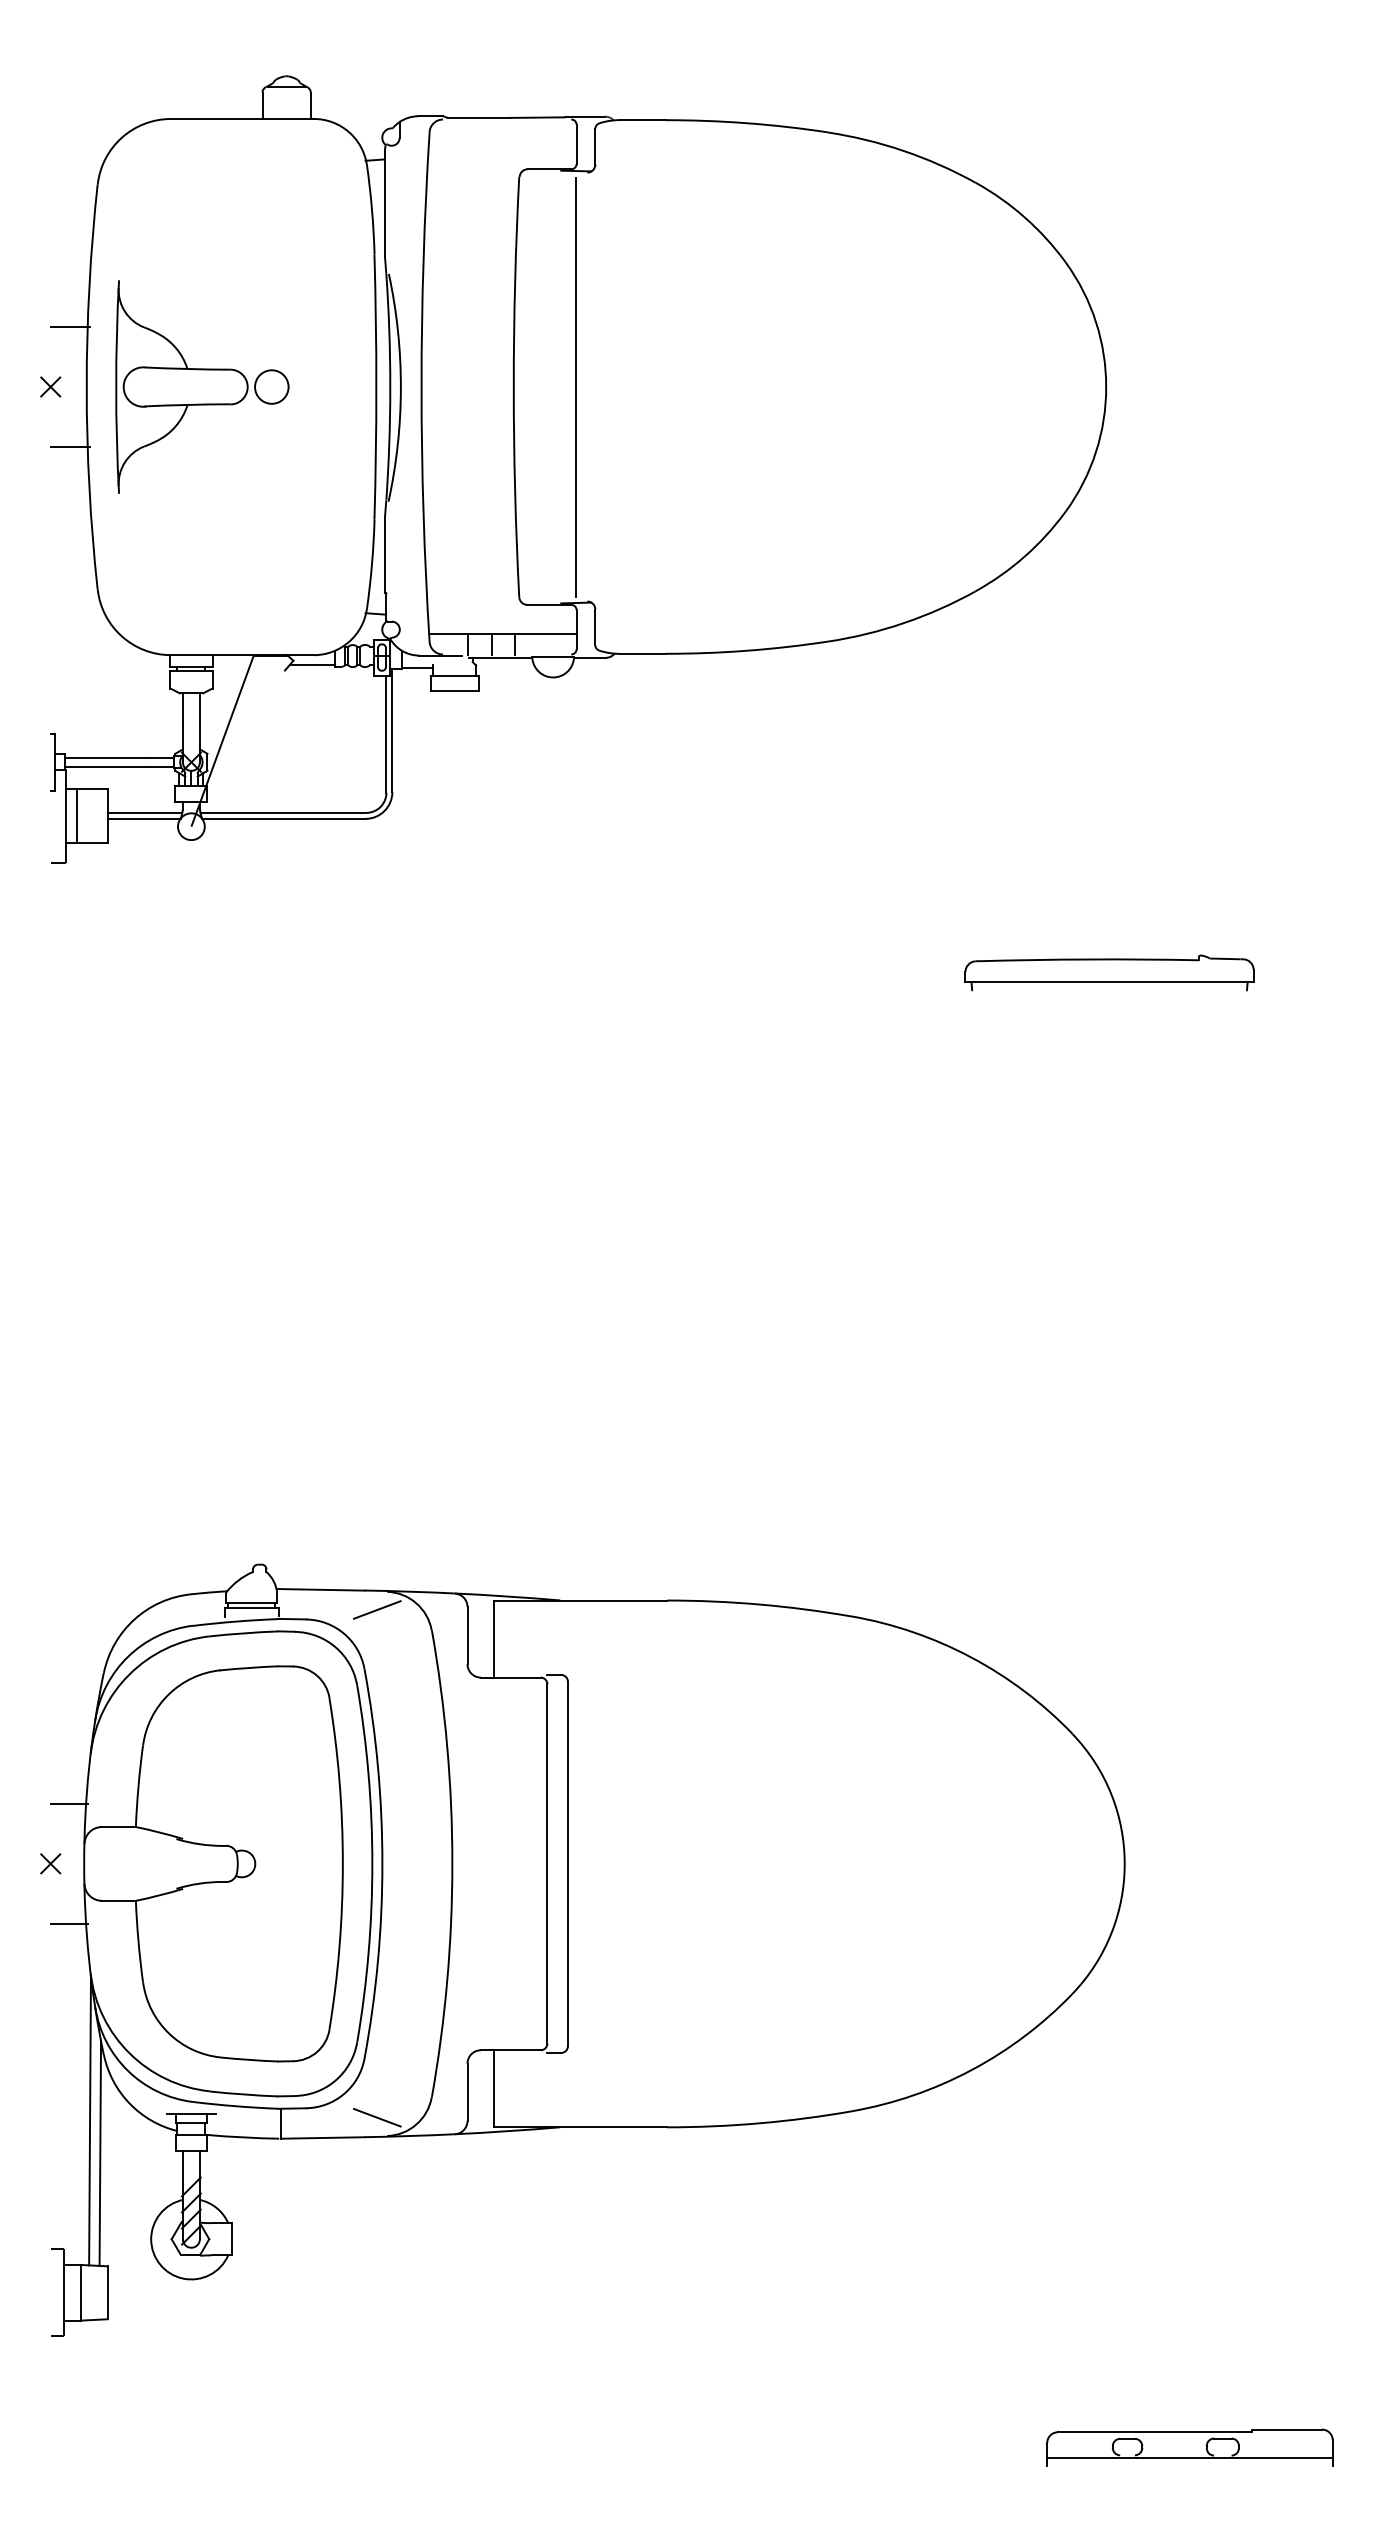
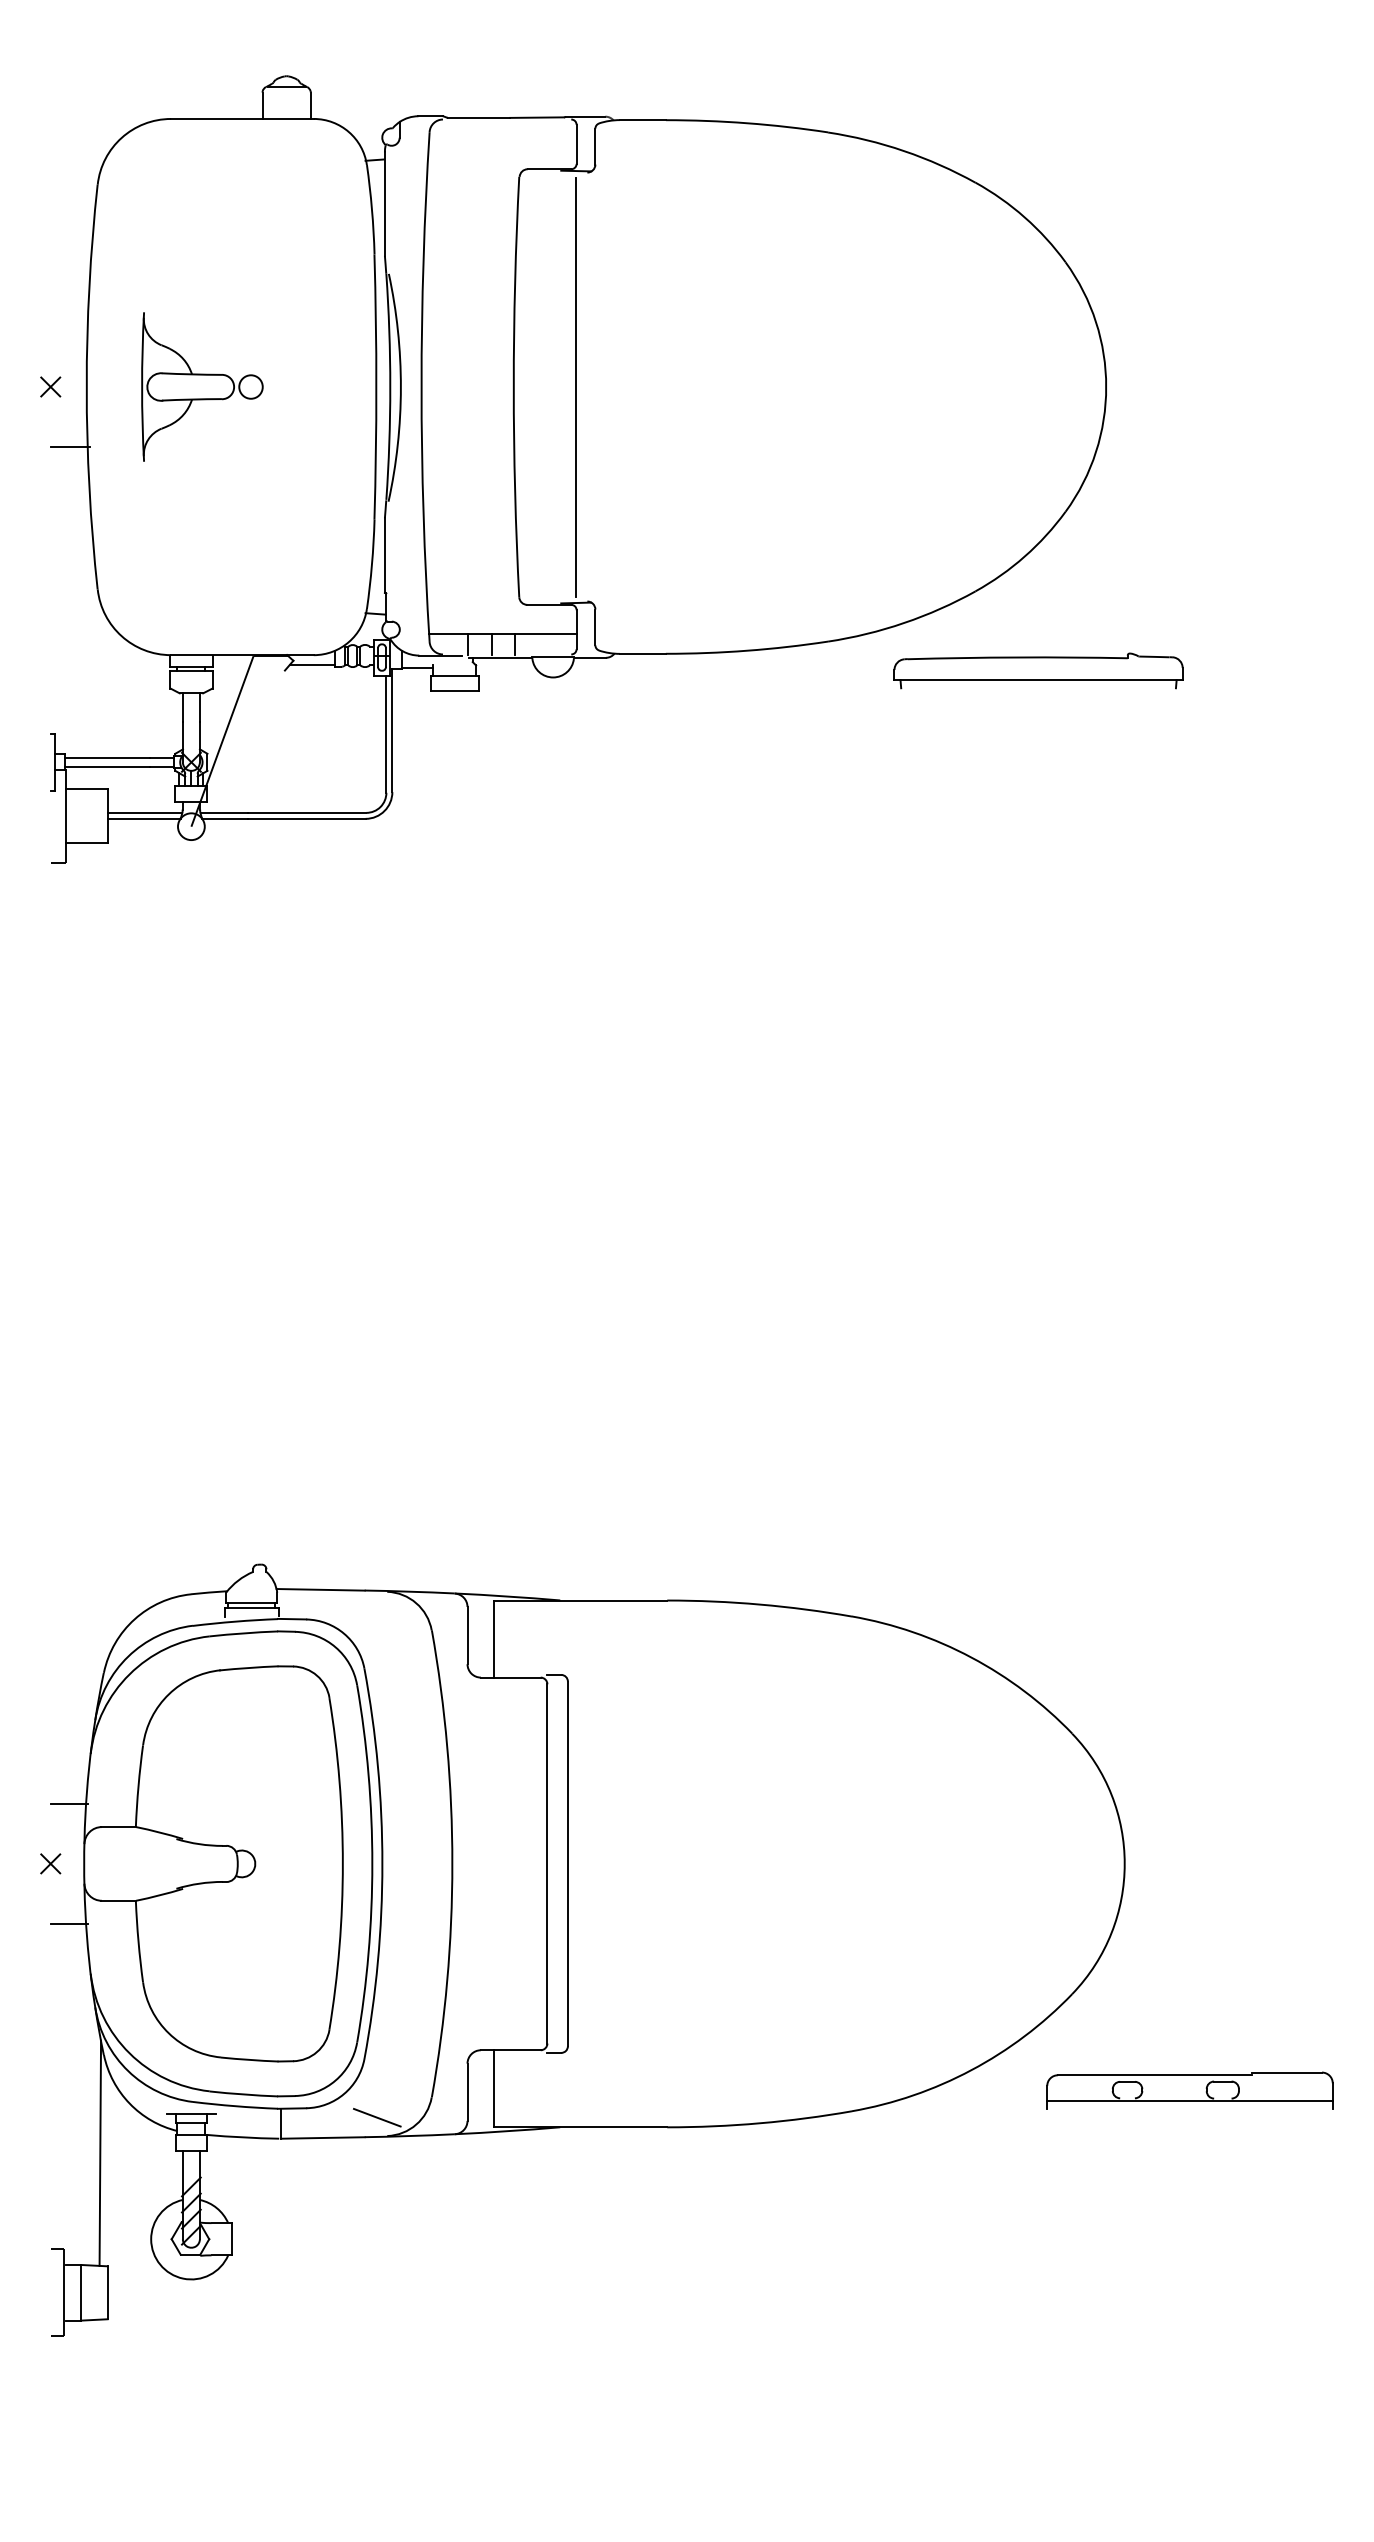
line: present -> none (69, 327)
part size: 175x214 px -> 123x150 px (202, 386)
line: present -> none (77, 815)
part position: (1109, 972) -> (1038, 670) (1038, 670)
line: present -> none (376, 1609)
line: present -> none (90, 2120)
part position: (1189, 2447) -> (1189, 2090) (1189, 2090)
